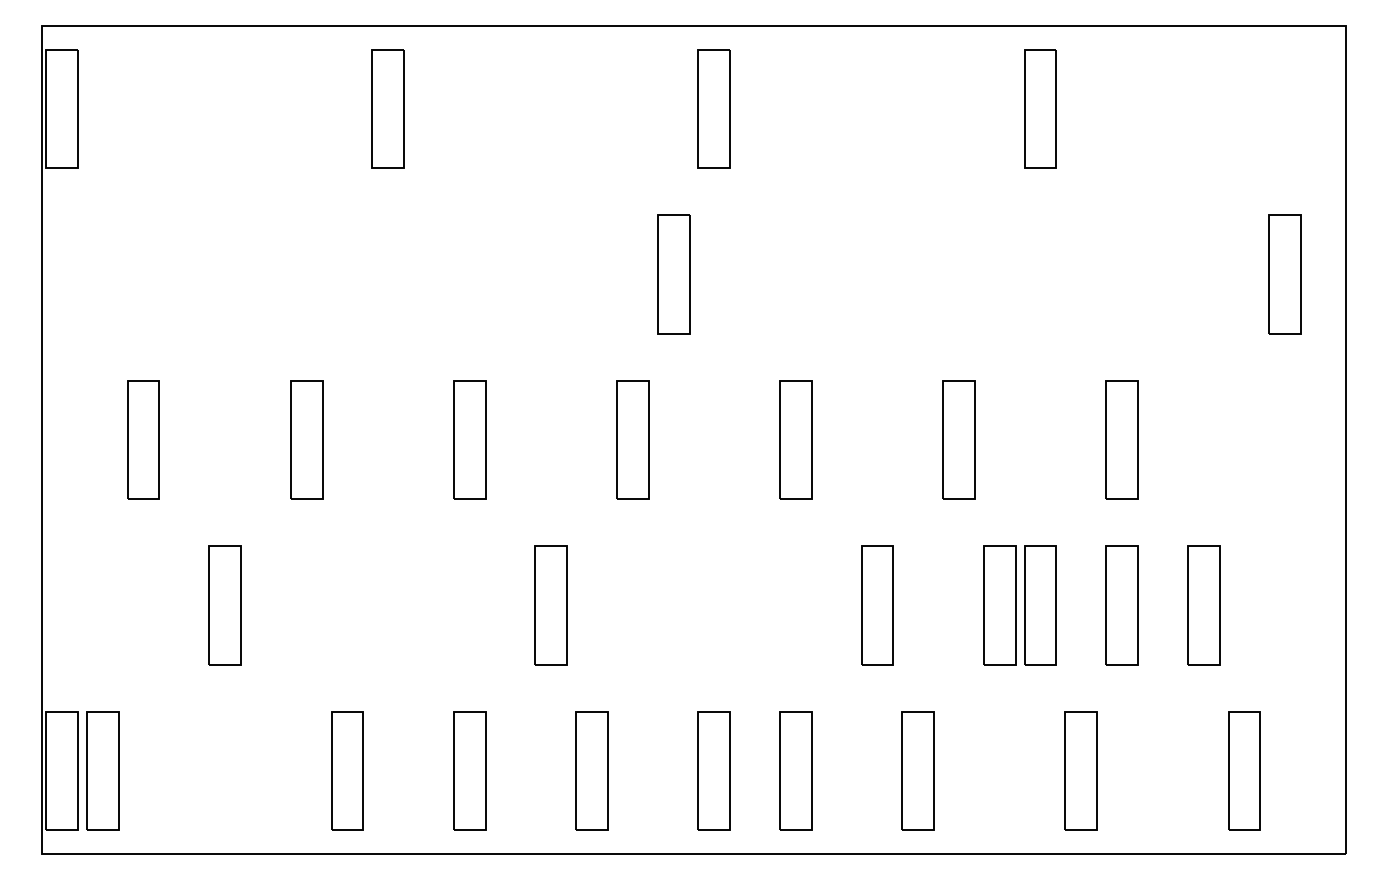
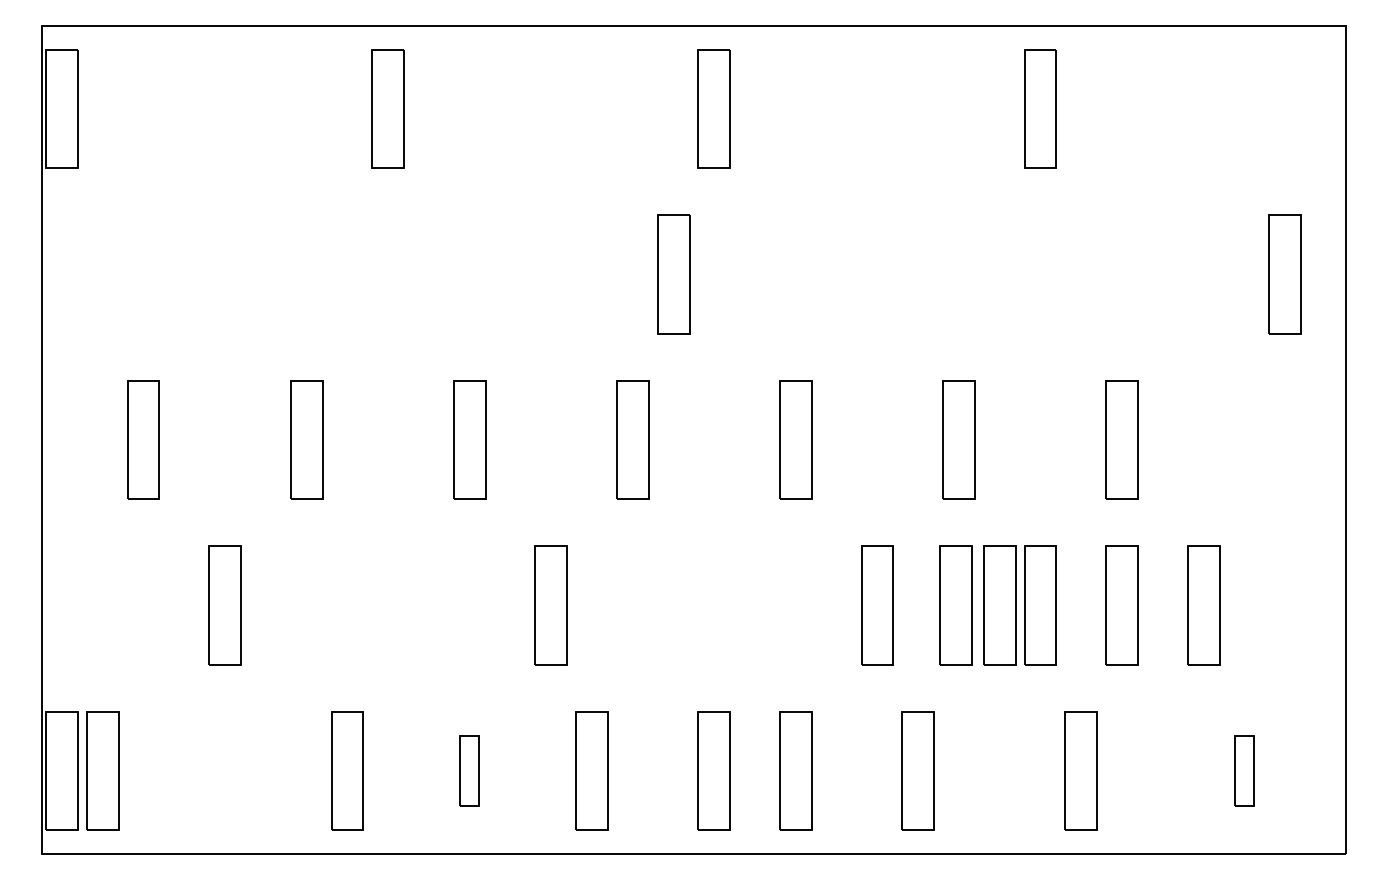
part: none -> present (955, 605)
part size: 34x120 px -> 21x72 px (469, 770)
part size: 33x120 px -> 21x72 px (1244, 770)
